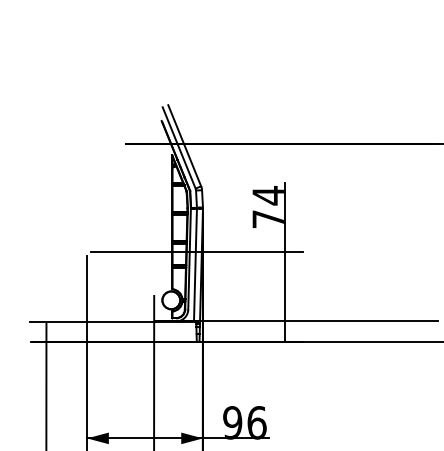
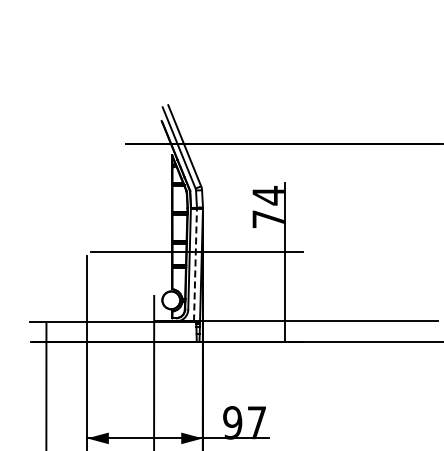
line: solid -> dashed (195, 264)
text: 96 -> 97 (256, 422)
